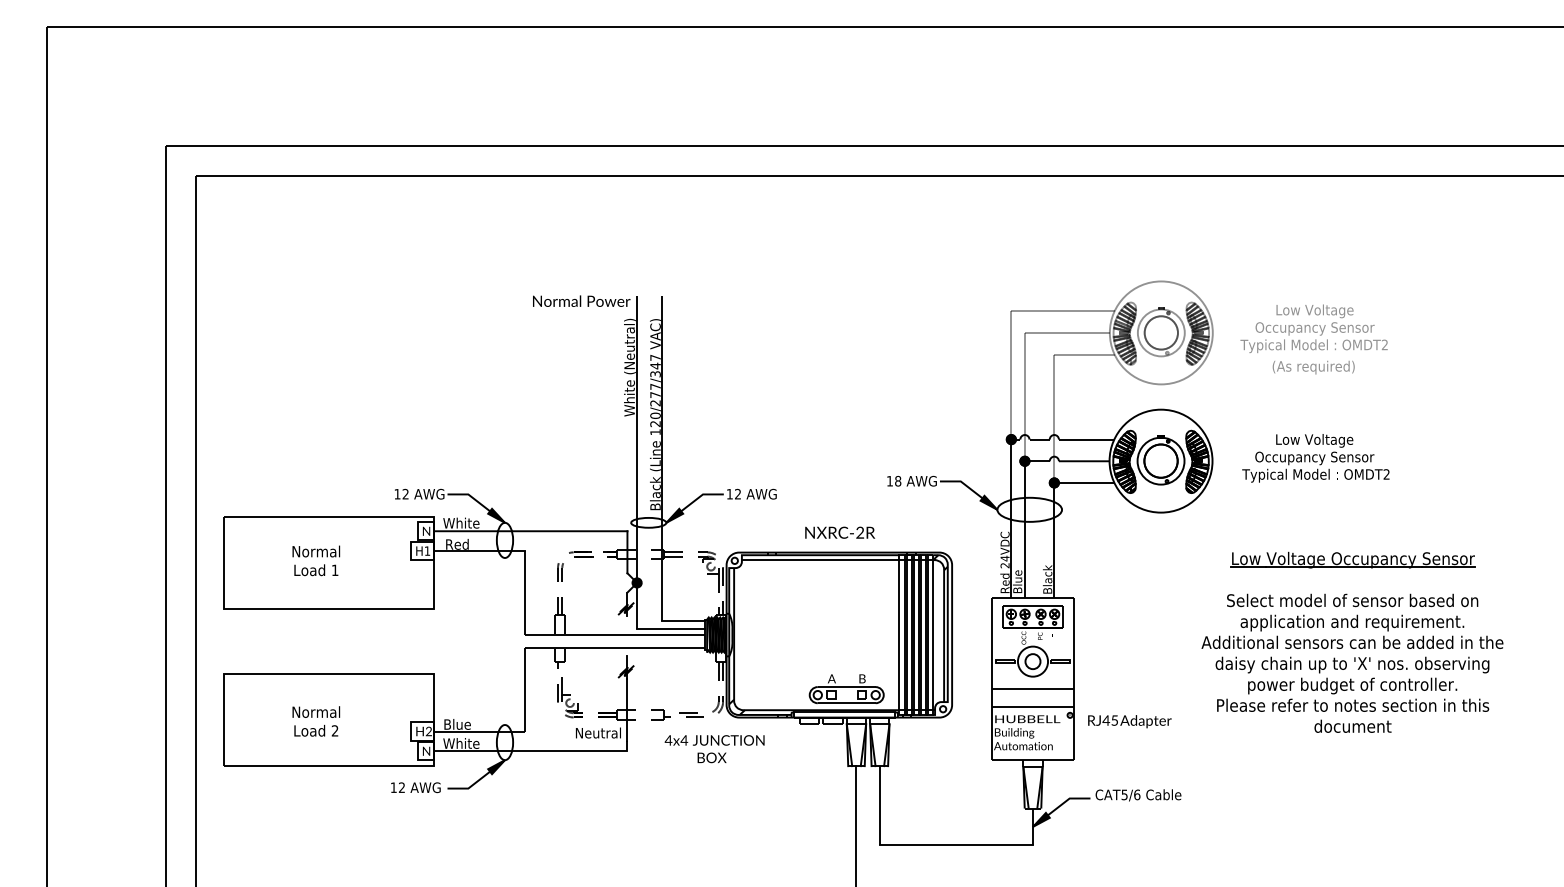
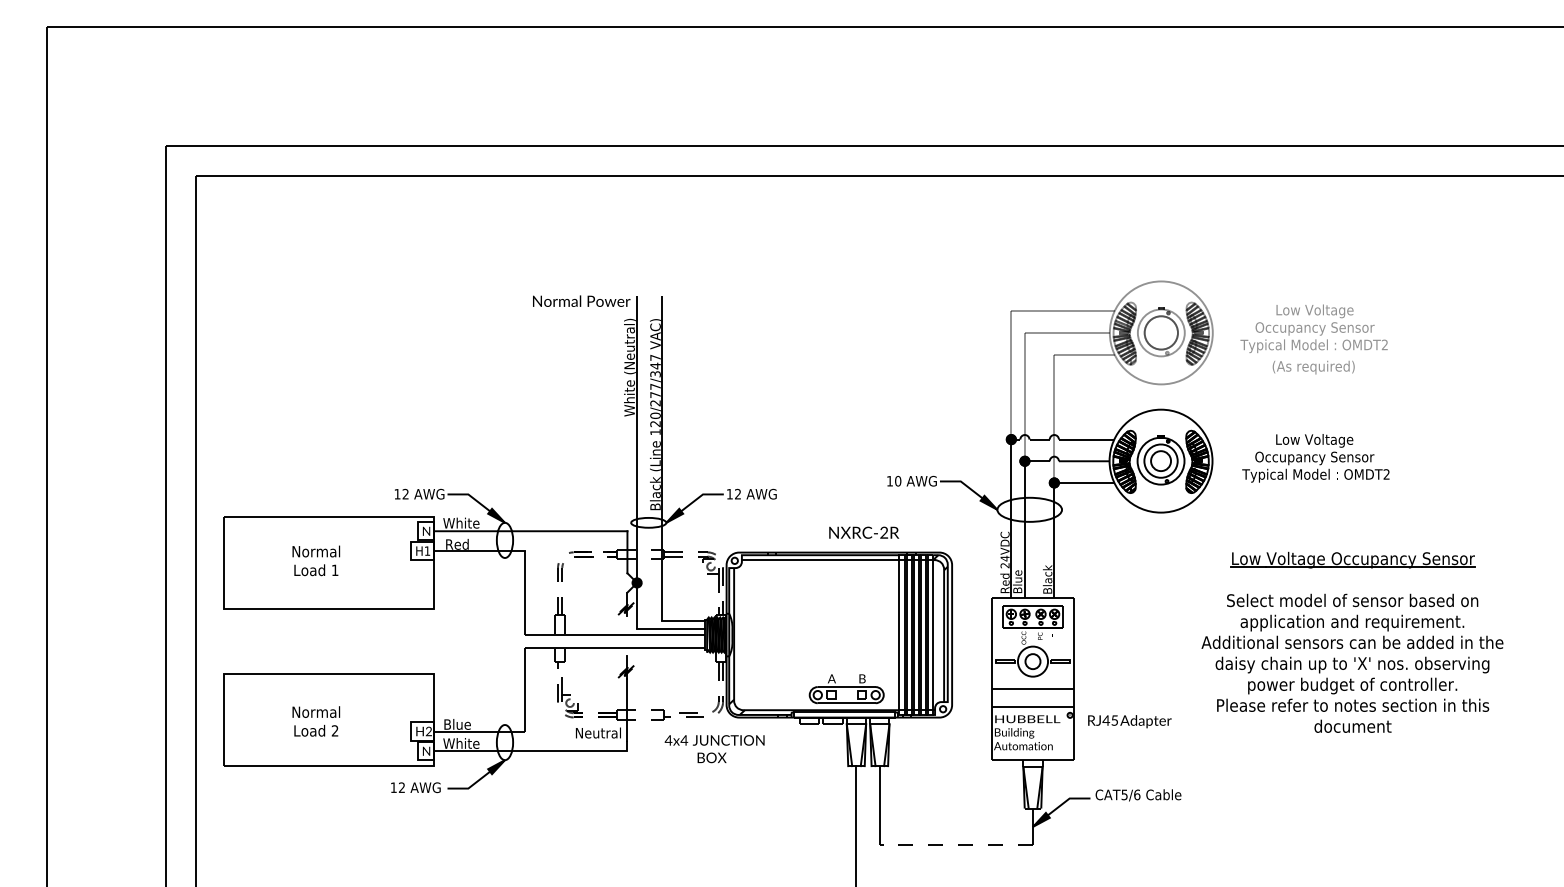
circle diameter: 33 px -> 20 px (1161, 461)
text: 18 -> 10 (898, 481)
text position: (840, 532) -> (864, 532) (864, 532)
line: solid -> dashed (956, 845)
